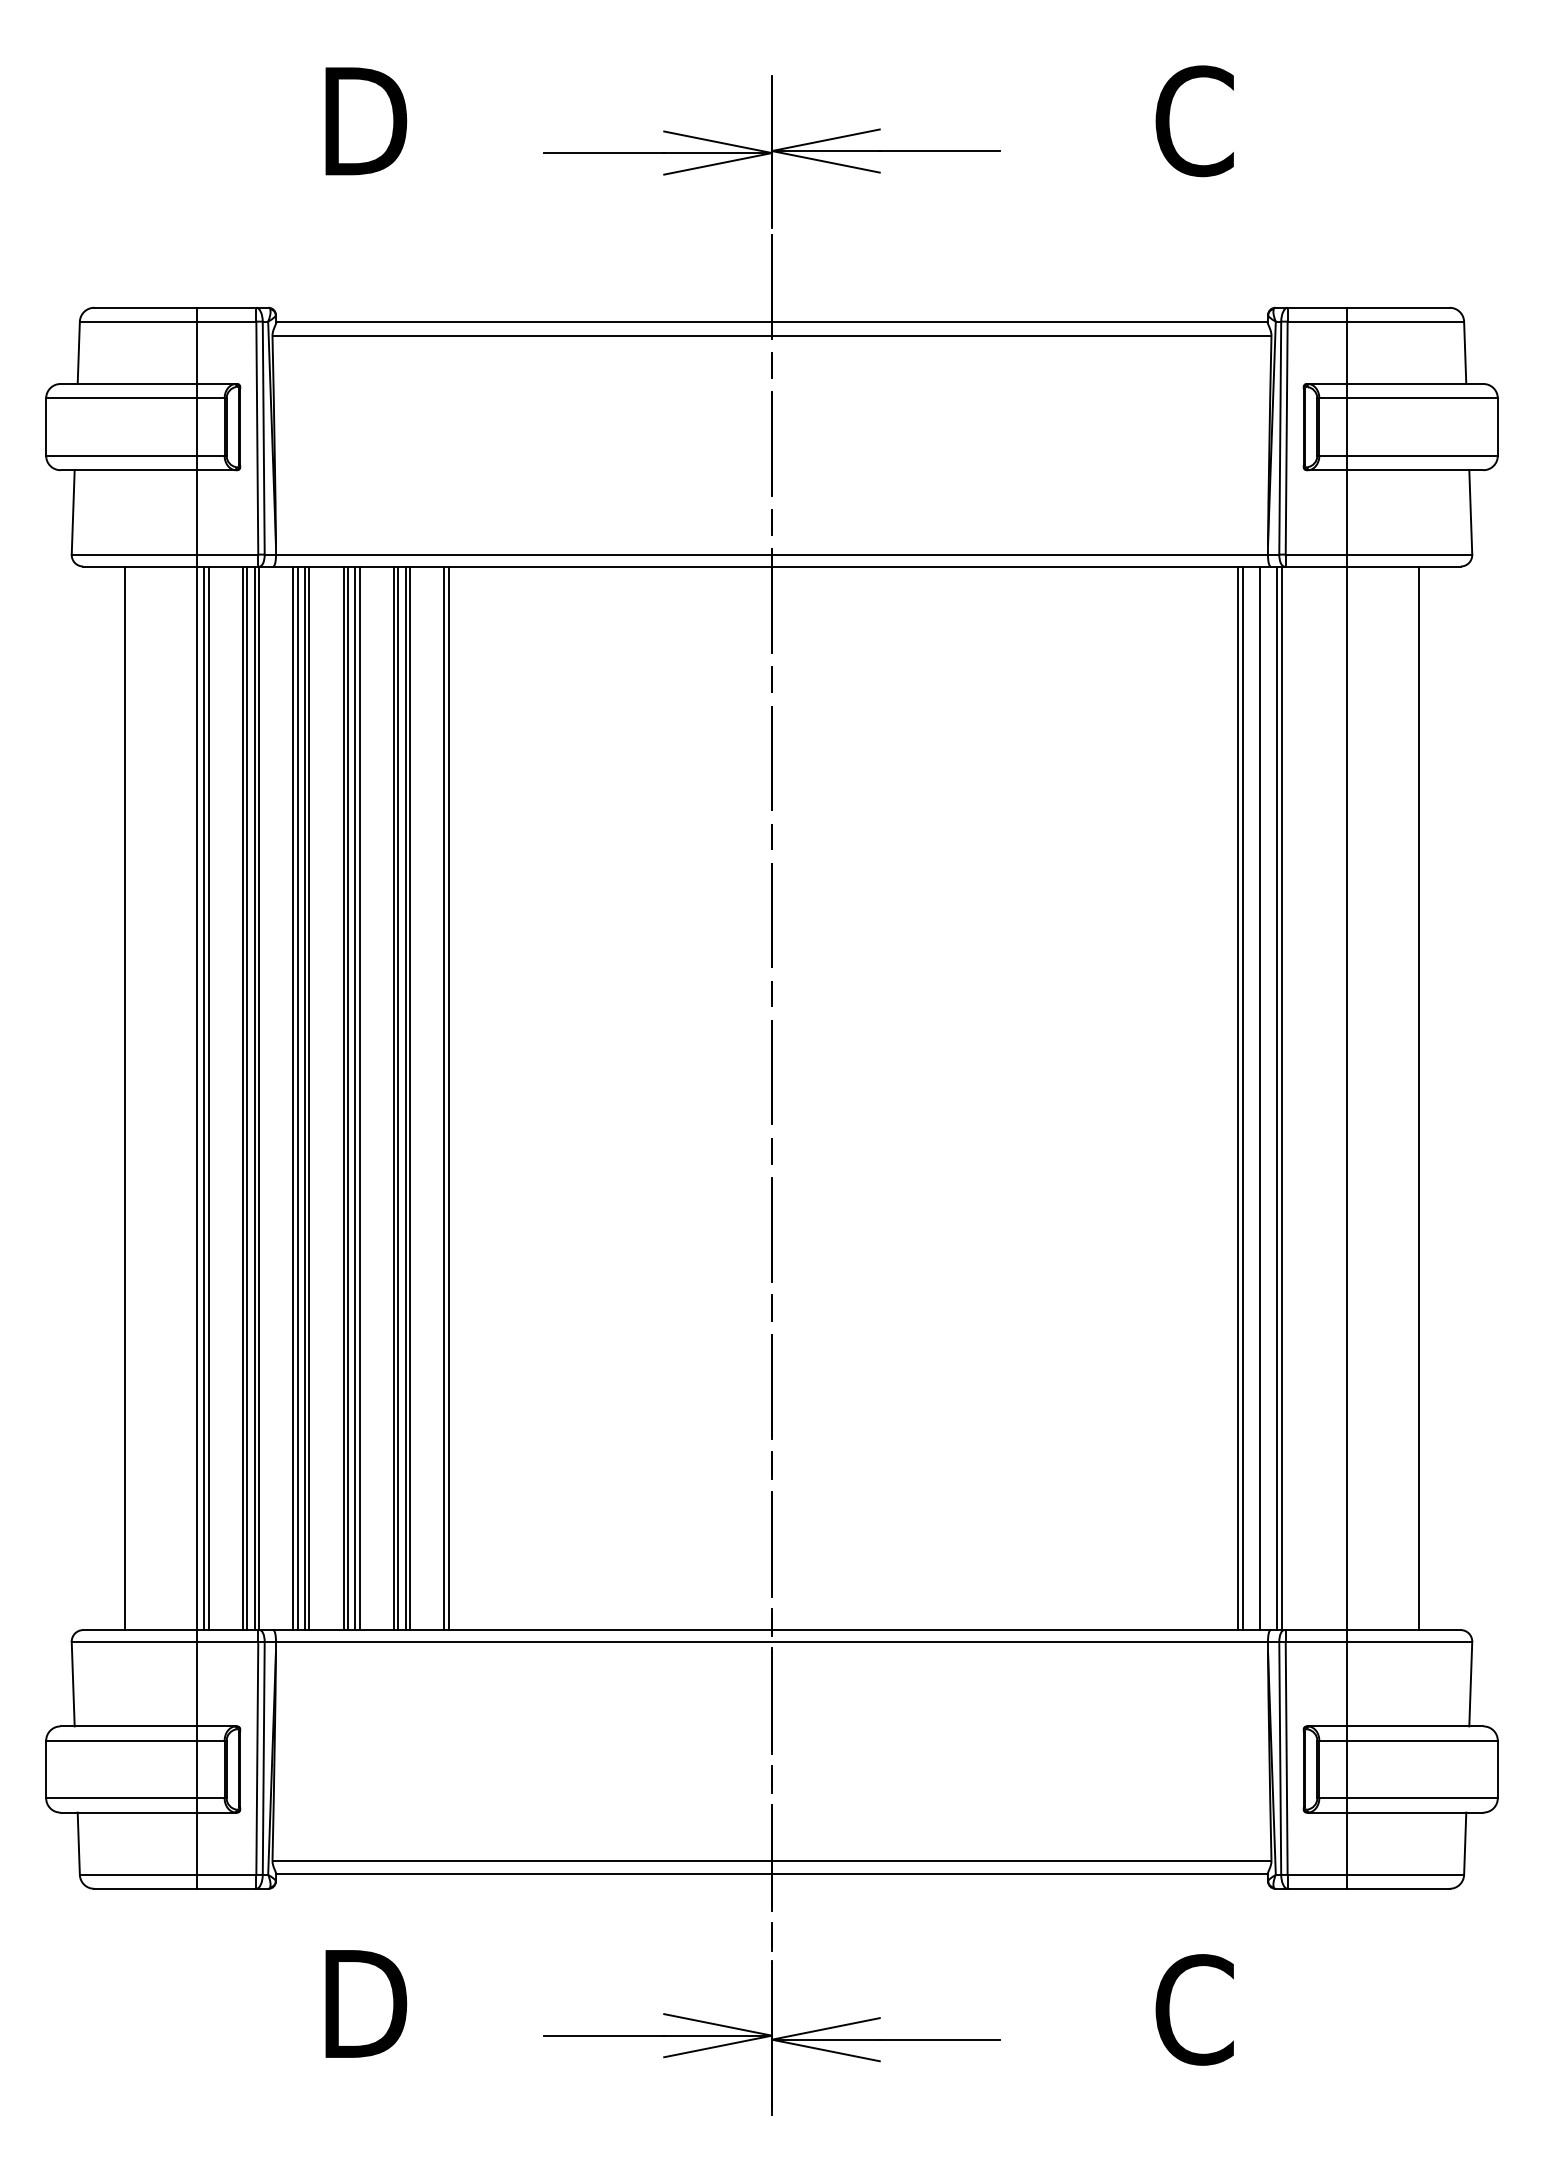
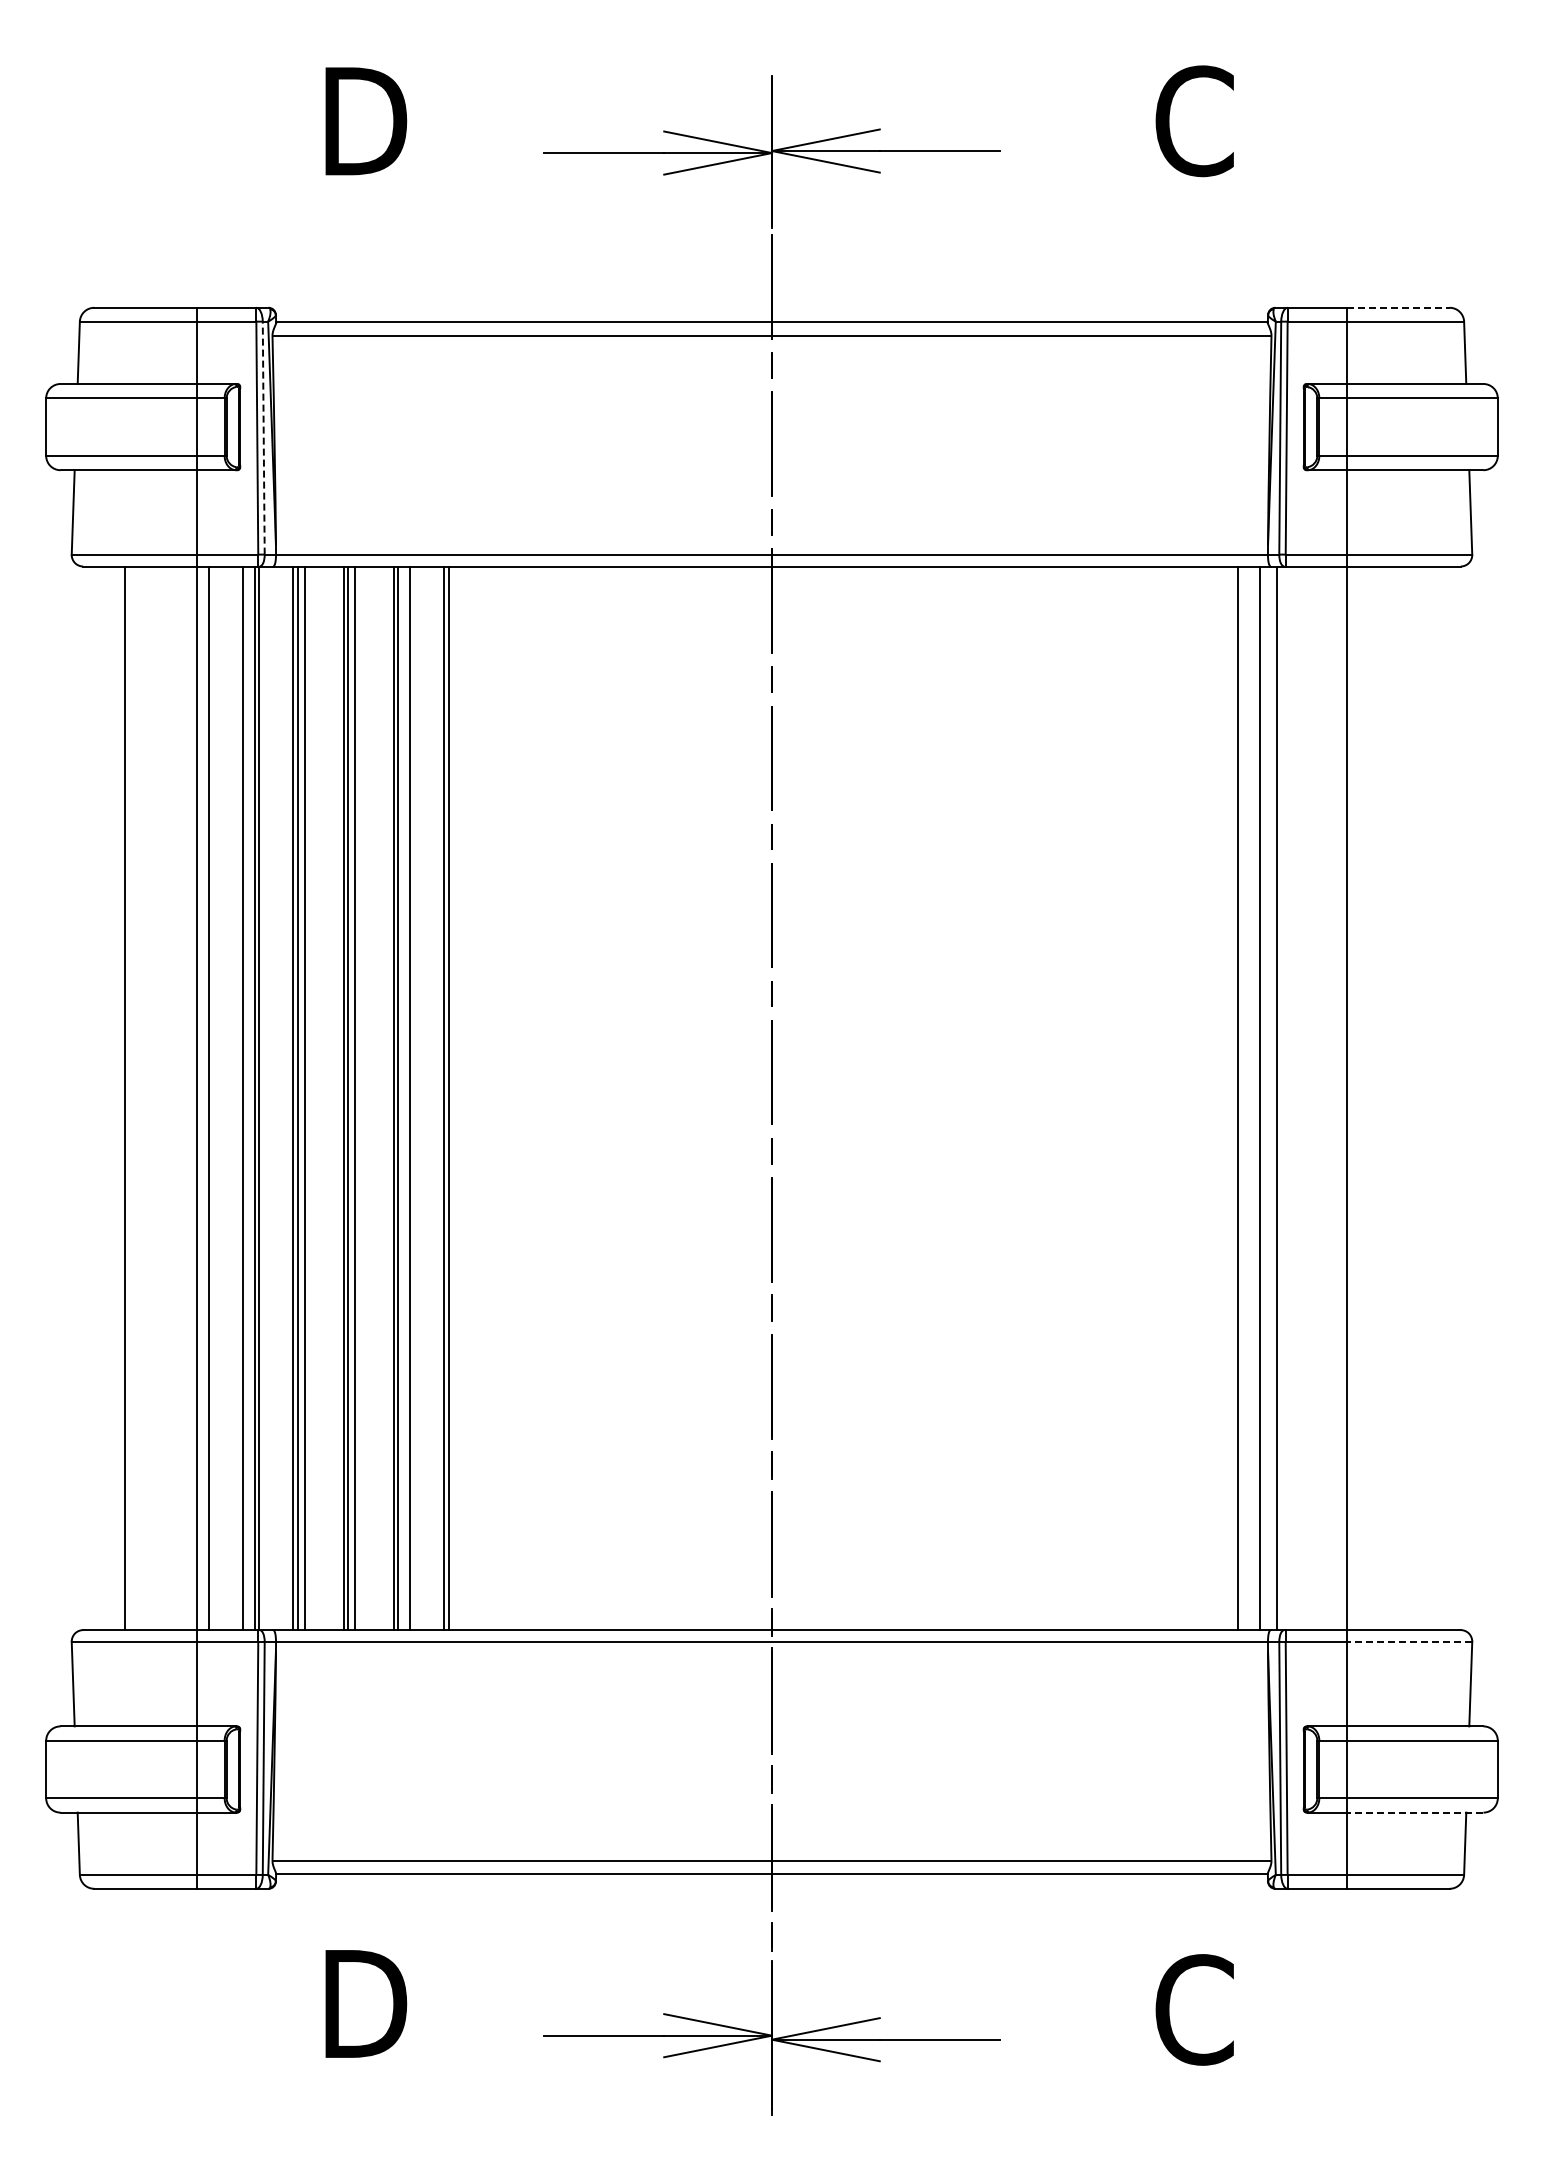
line: solid -> dashed (1398, 307)
line: solid -> dashed (263, 437)
line: present -> none (204, 1098)
line: present -> none (247, 1098)
line: present -> none (309, 1098)
line: present -> none (359, 1098)
line: present -> none (405, 1098)
line: present -> none (1242, 1098)
line: present -> none (1281, 1098)
line: present -> none (1418, 1098)
line: solid -> dashed (1409, 1641)
line: solid -> dashed (1414, 1812)
